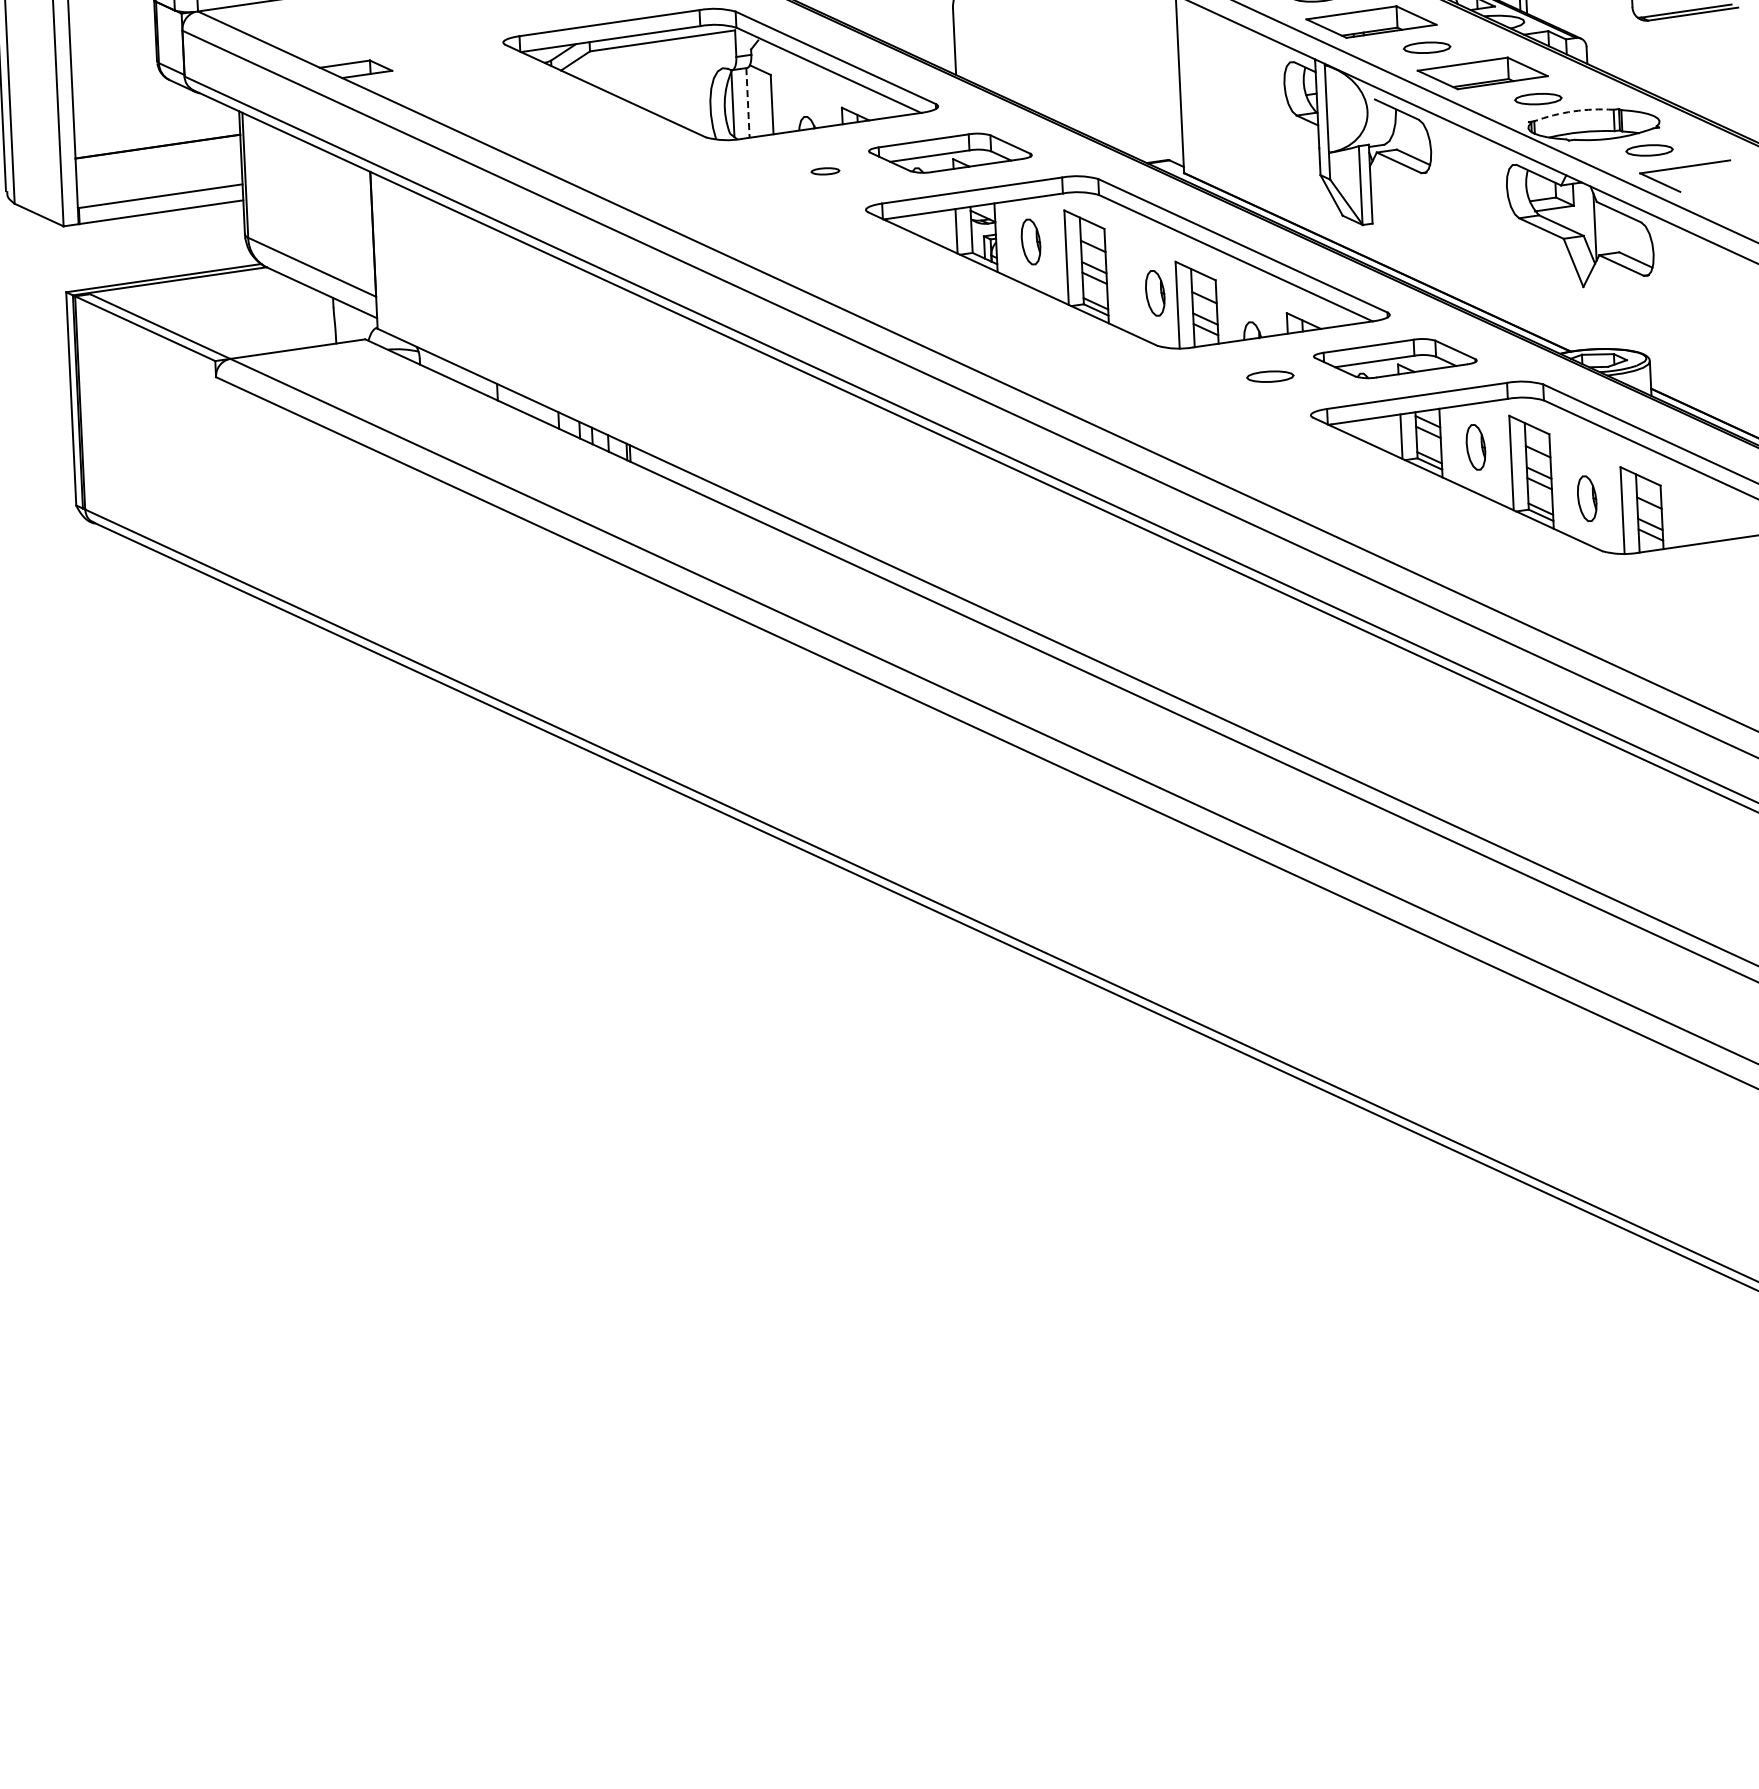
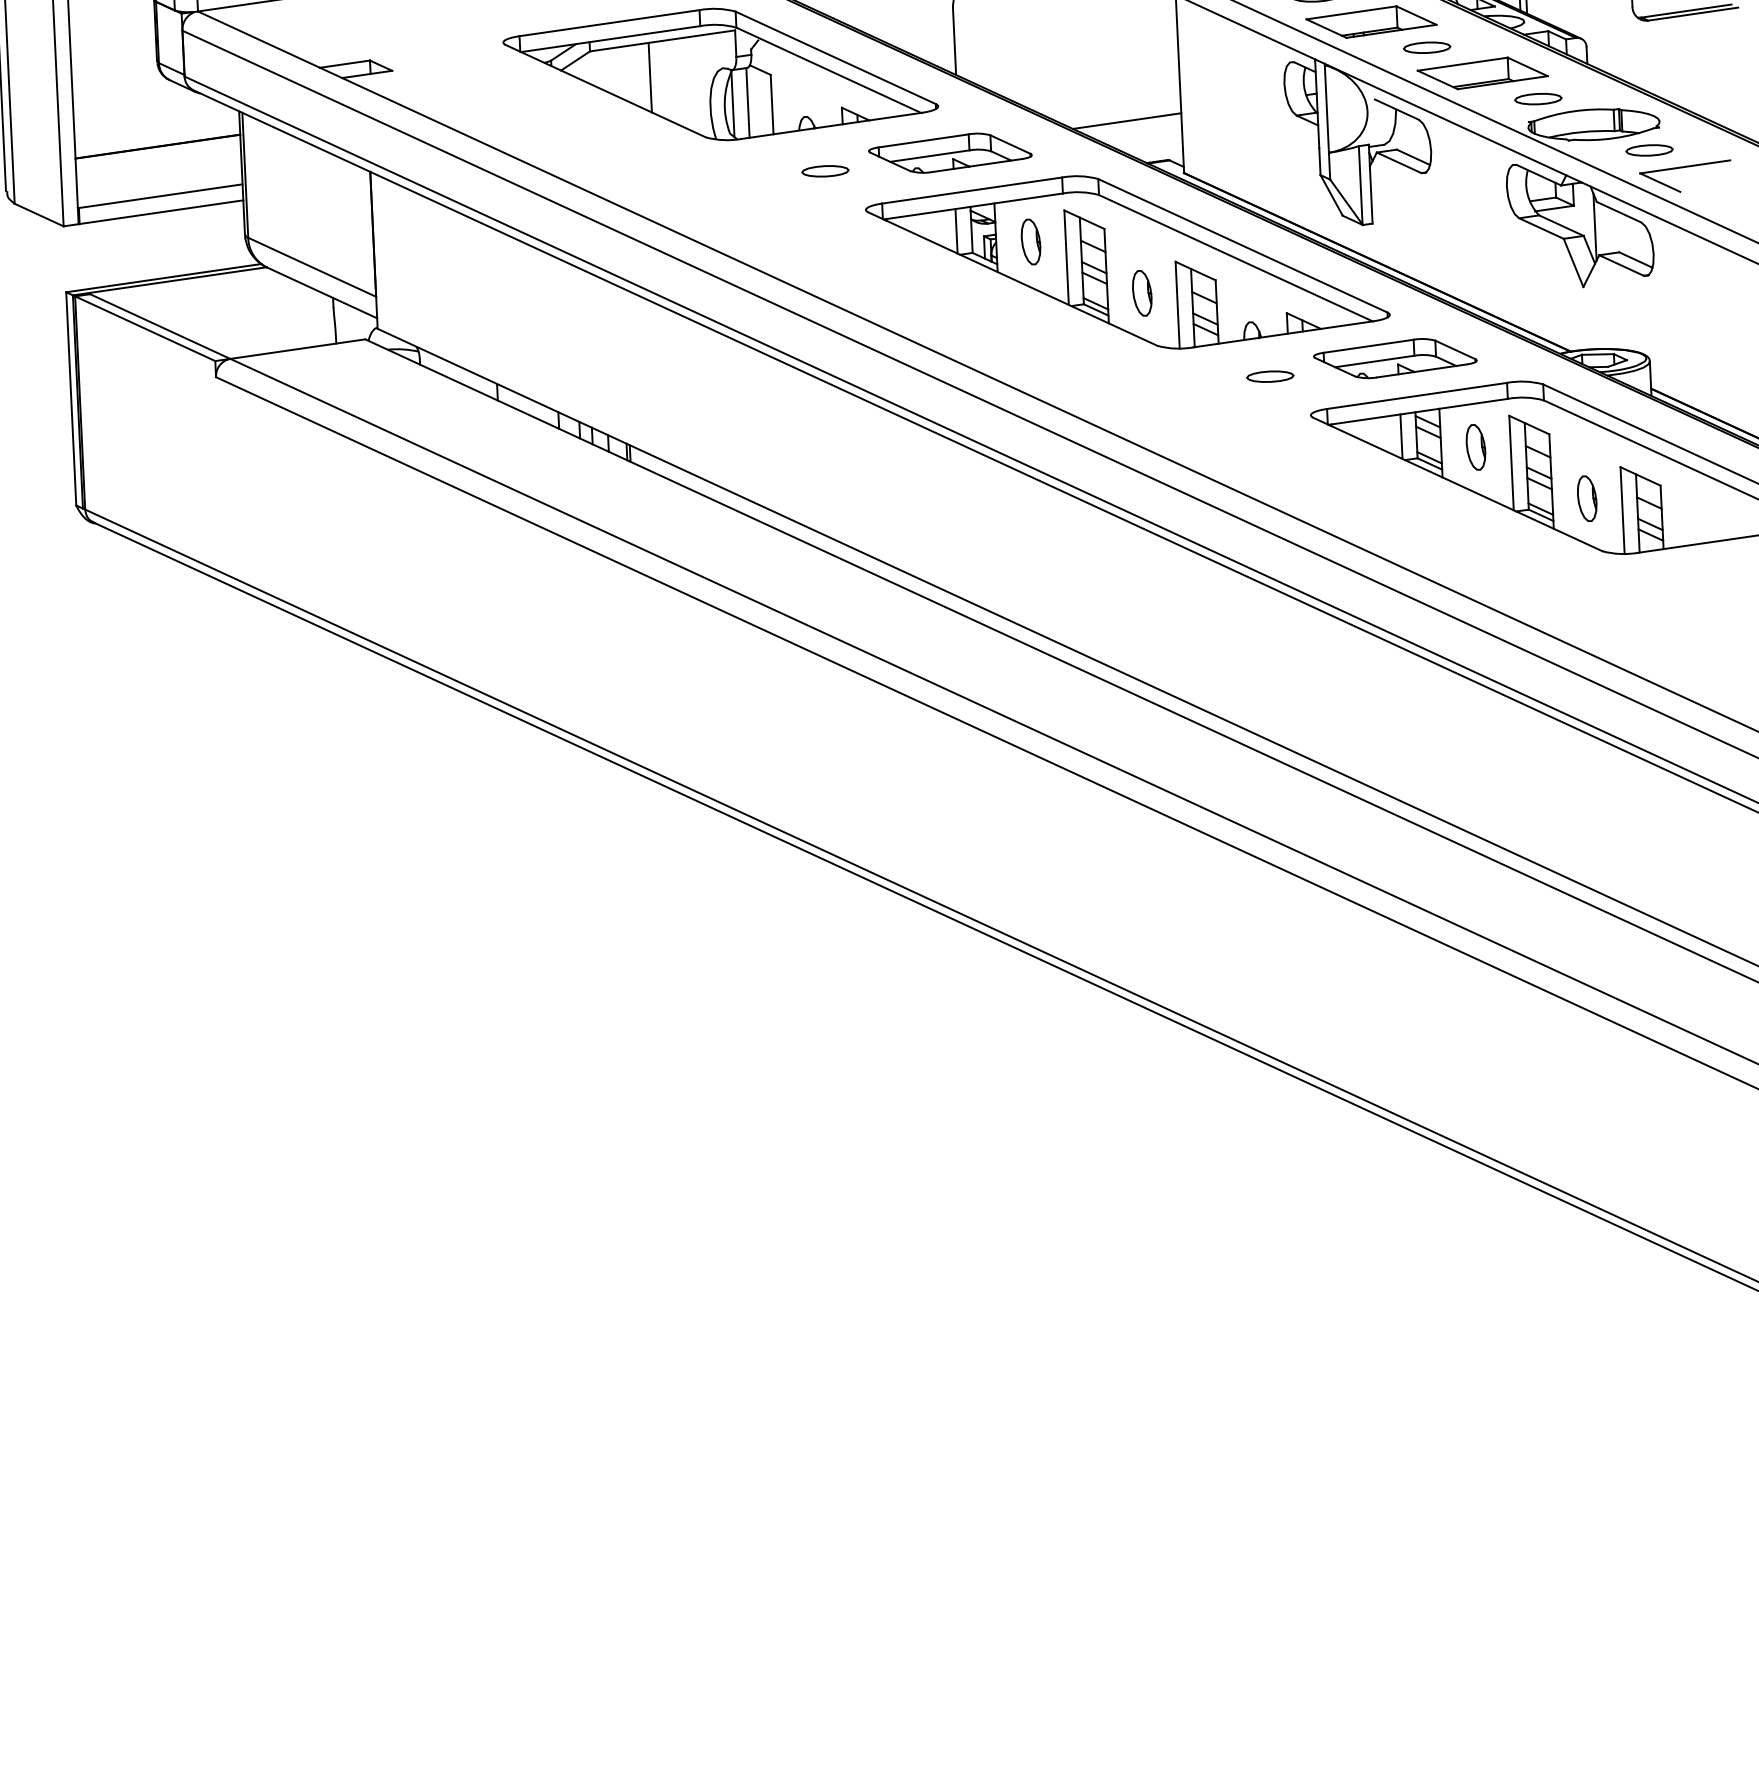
line: none -> present (649, 77)
line: dashed -> solid (747, 102)
arc: dashed -> solid (1573, 111)
line: none -> present (1126, 120)
part size: 31x9 px -> 49x13 px (825, 171)
part position: (1155, 293) -> (1142, 293) (1142, 293)
